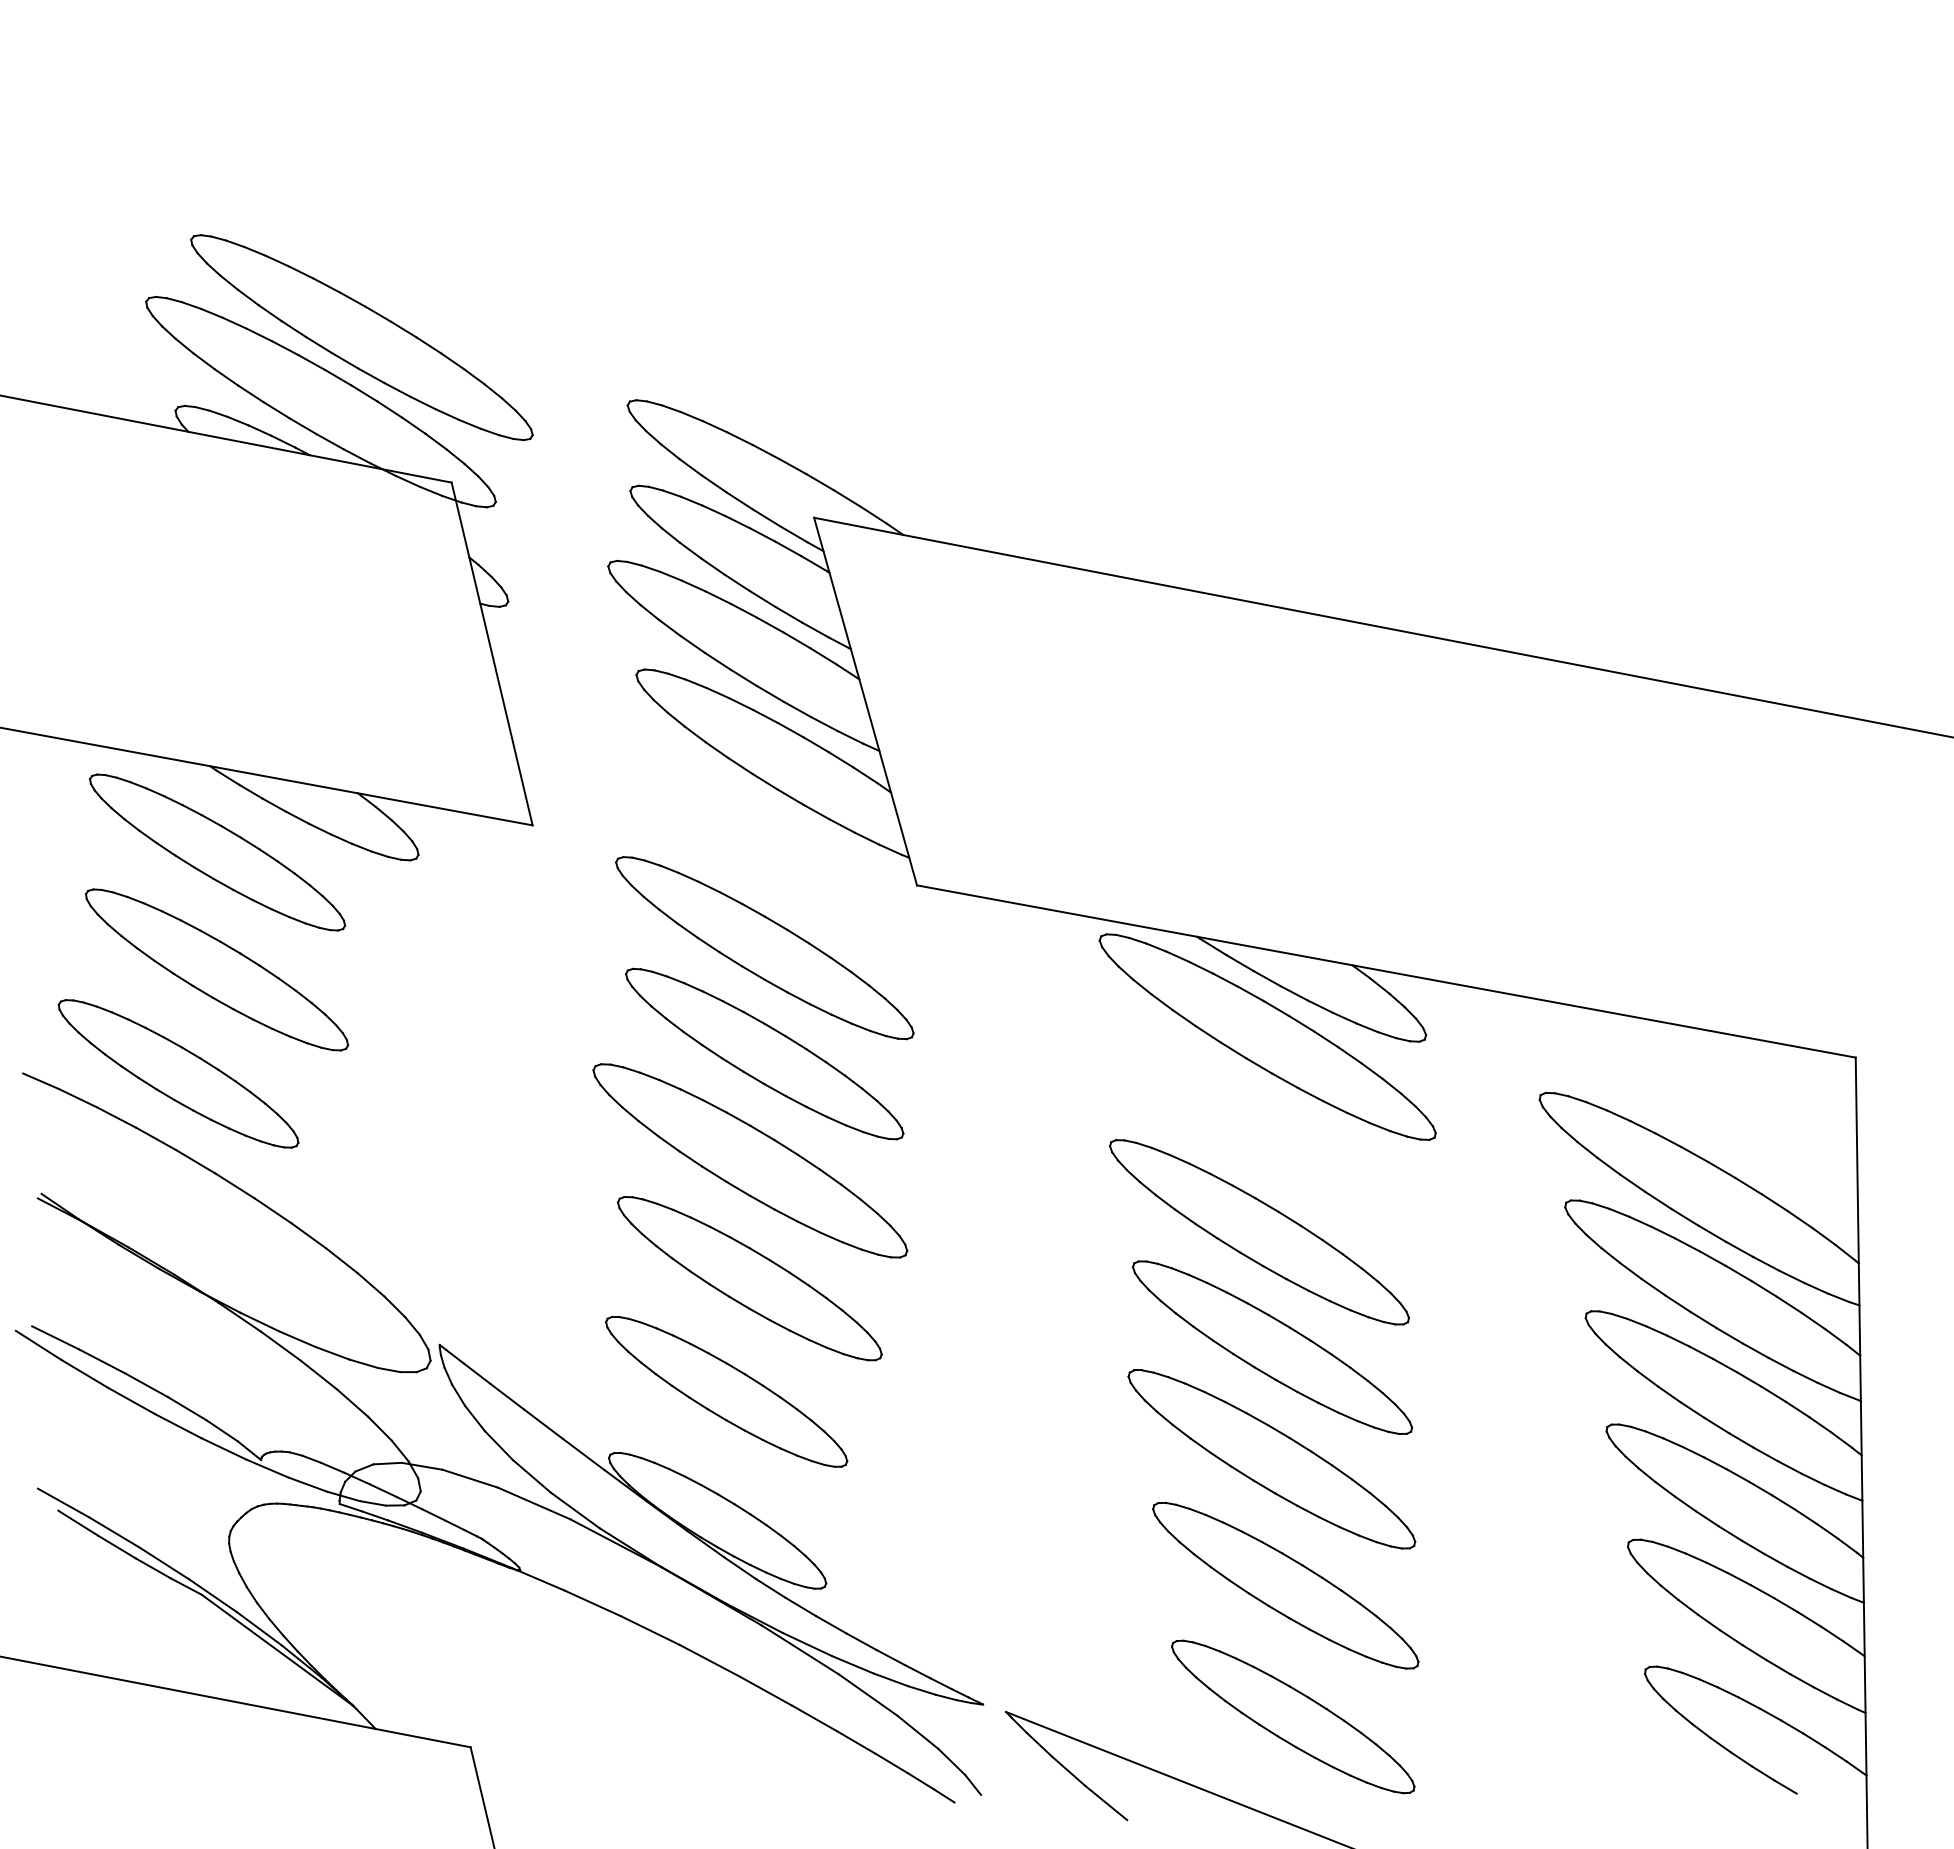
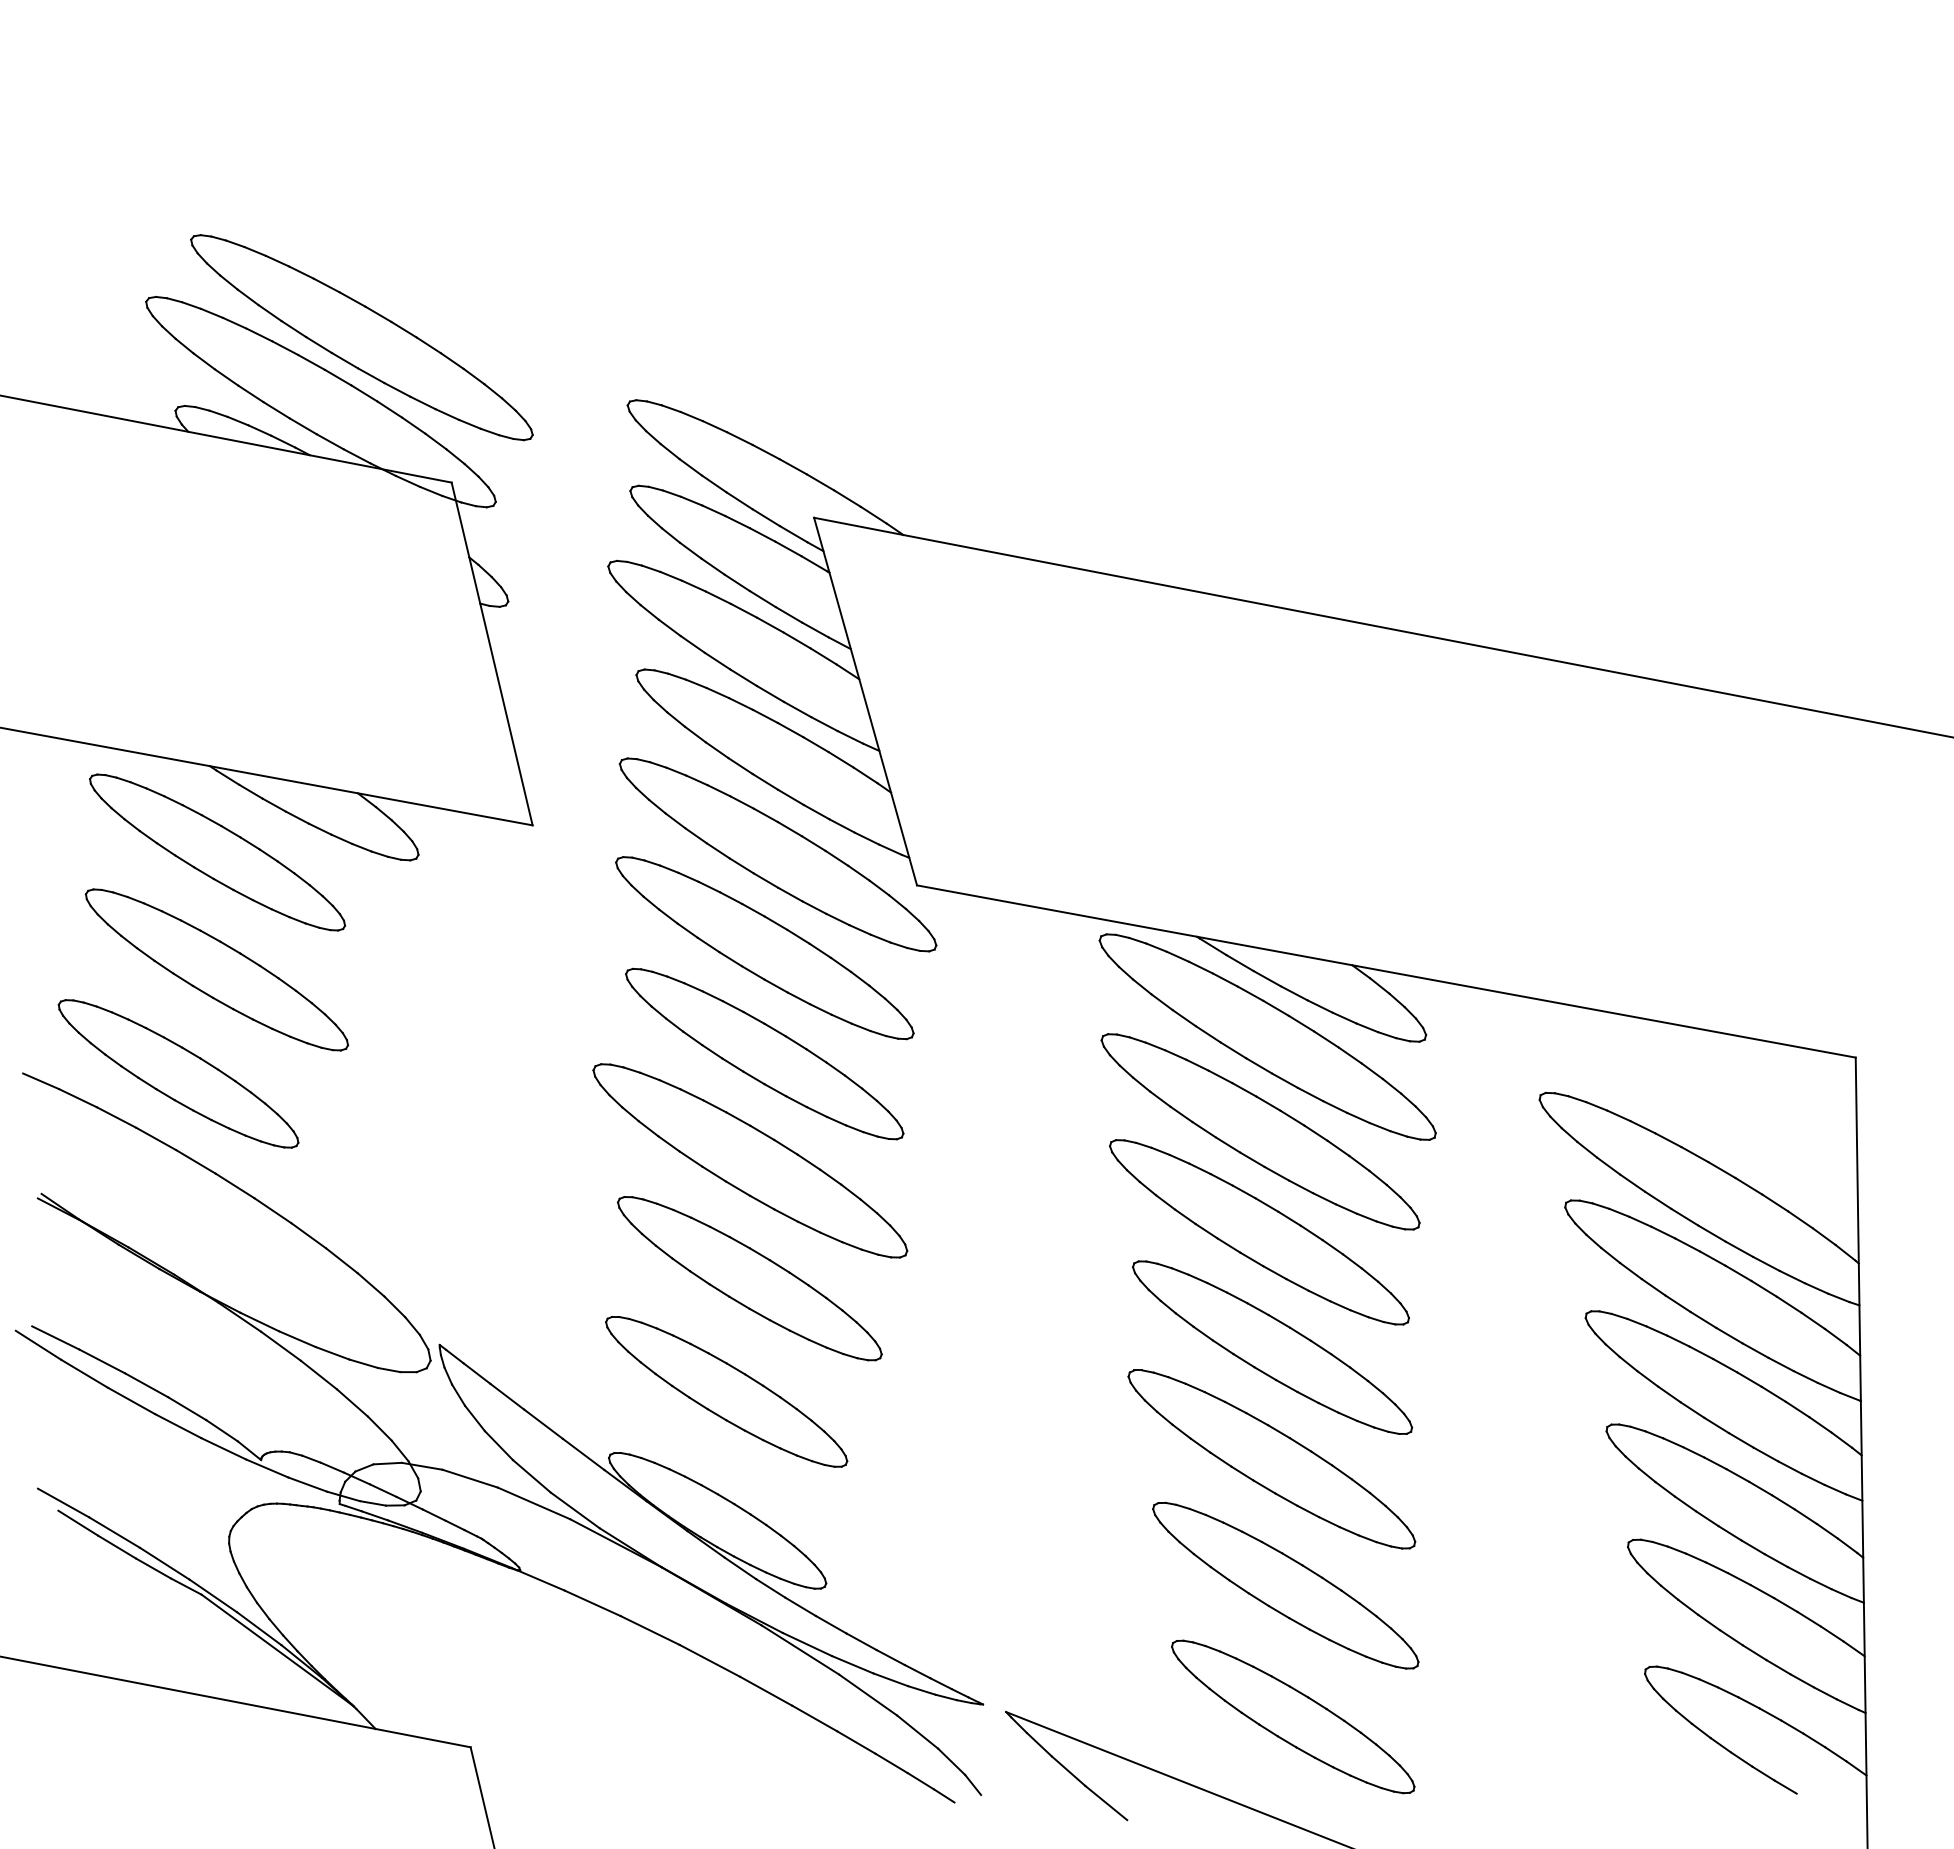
part: none -> present (777, 854)
part: none -> present (1260, 1131)
